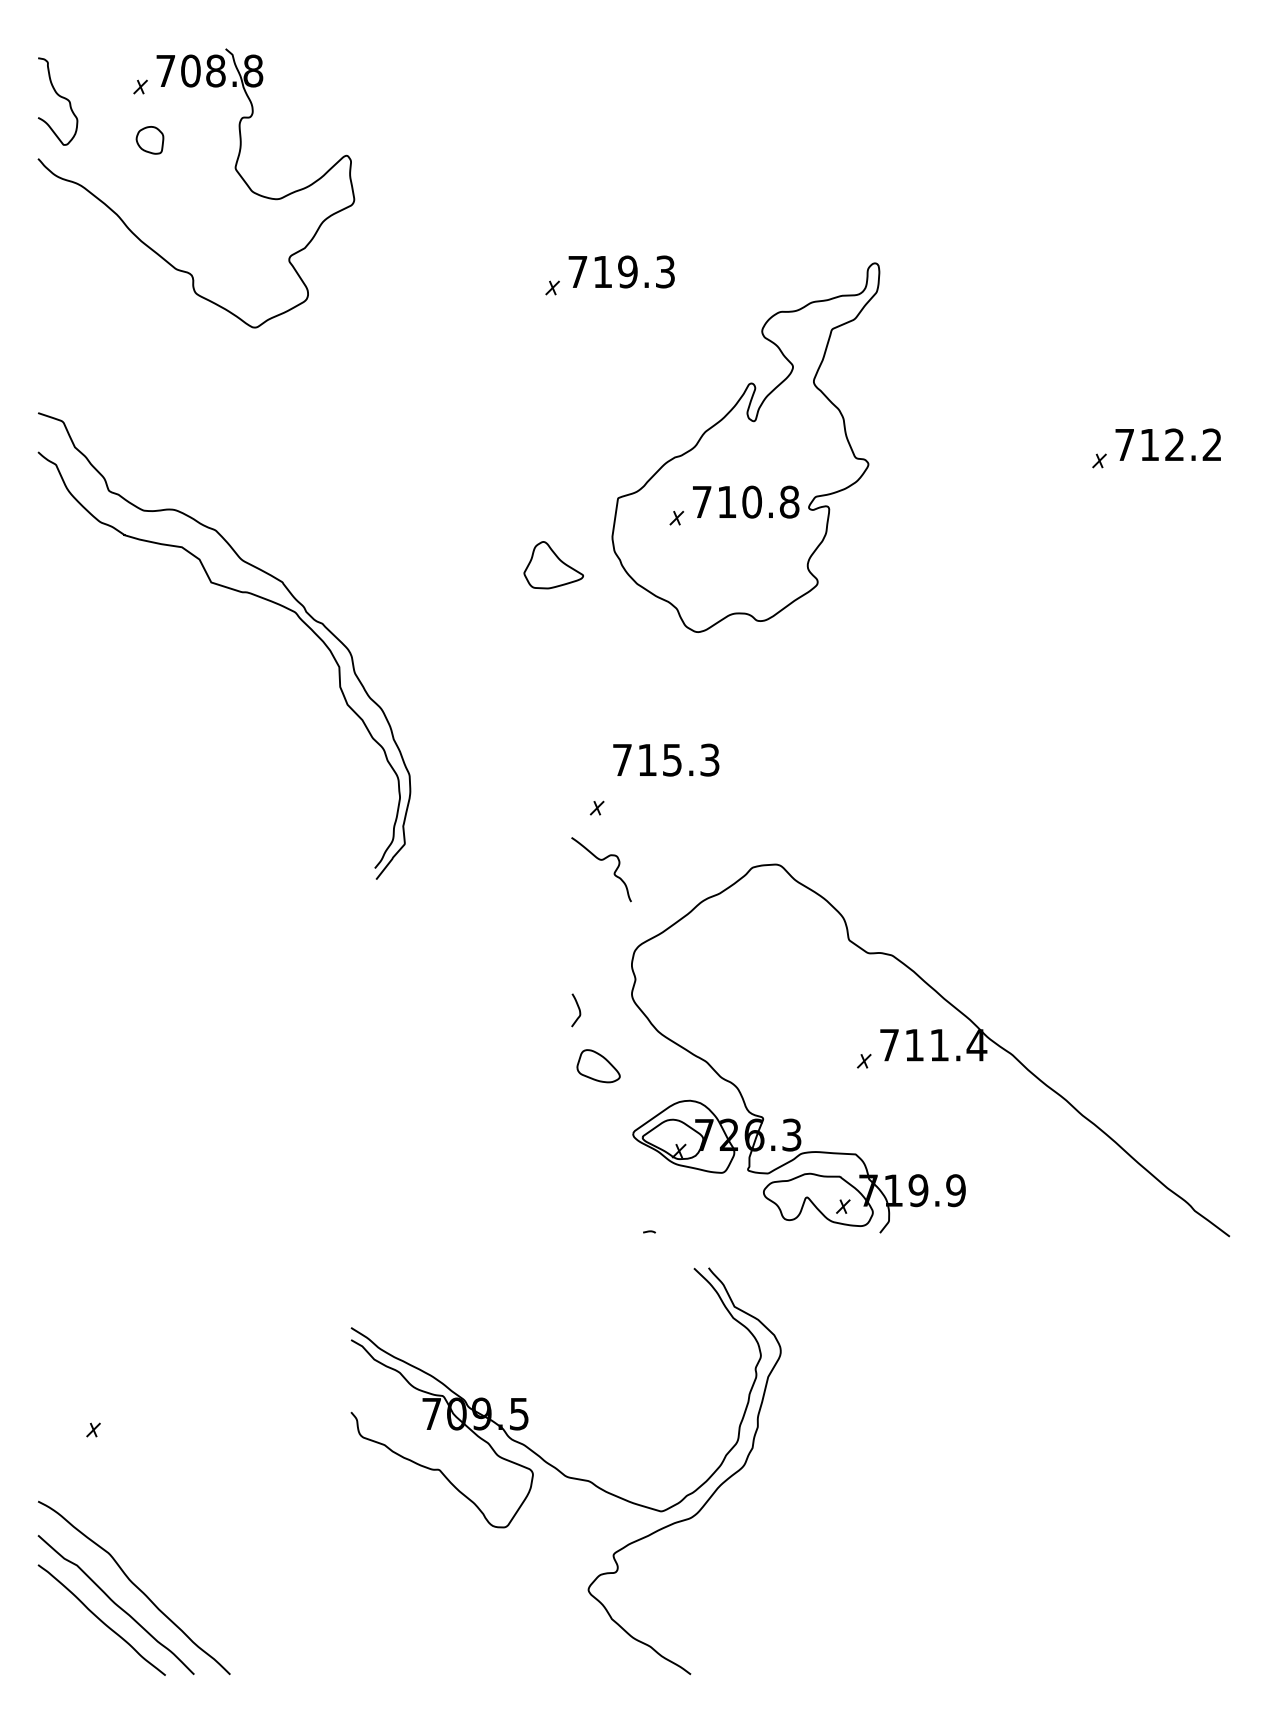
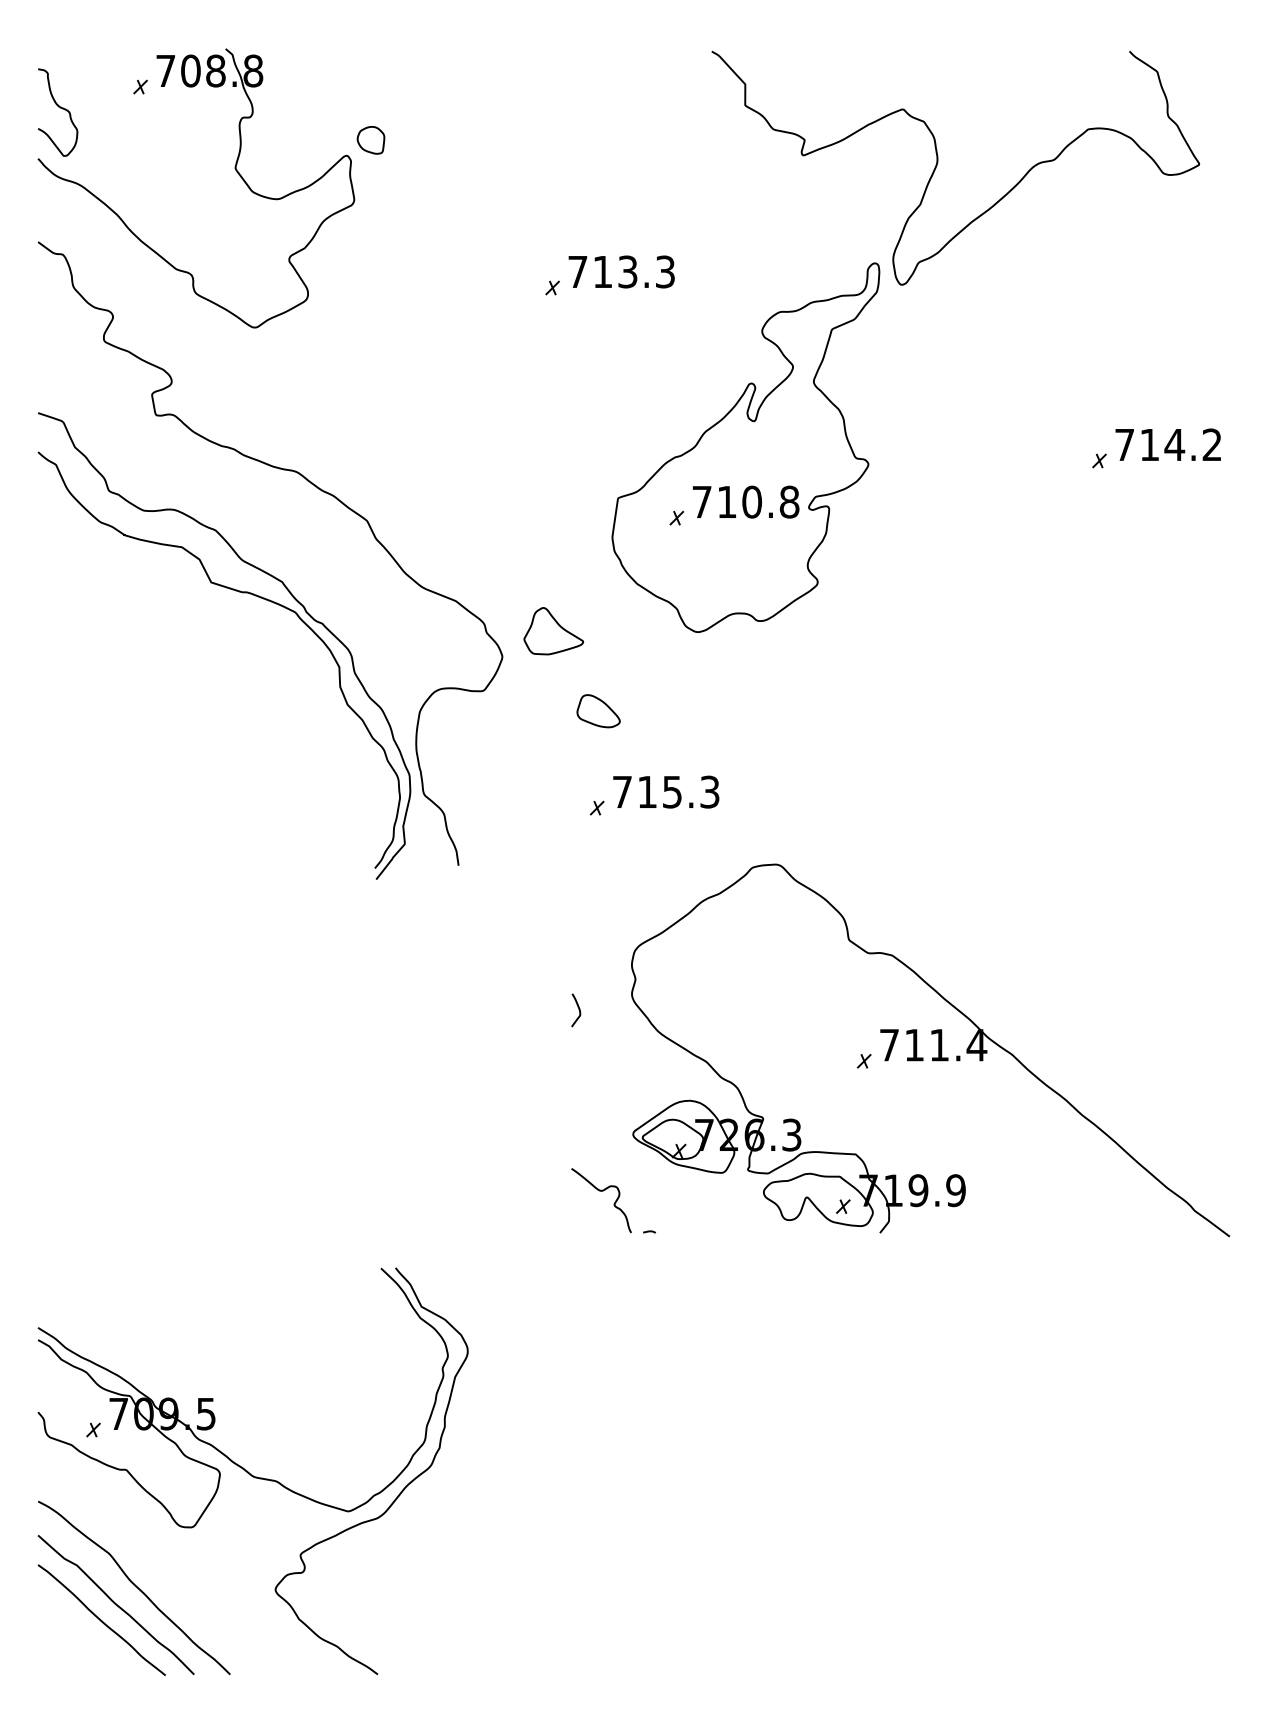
curve position: (60, 97) -> (60, 108) (60, 108)
part position: (149, 140) -> (370, 140) (370, 140)
curve: none -> present (938, 162)
text: 719.3 -> 713.3 (627, 271)
text: 712.2 -> 714.2 (1174, 444)
curve: none -> present (315, 487)
part position: (553, 565) -> (553, 631) (553, 631)
text position: (666, 759) -> (666, 791) (666, 791)
curve position: (601, 860) -> (601, 1191) (601, 1191)
part position: (598, 1066) -> (598, 711) (598, 711)
part position: (565, 1470) -> (252, 1470) (252, 1470)
